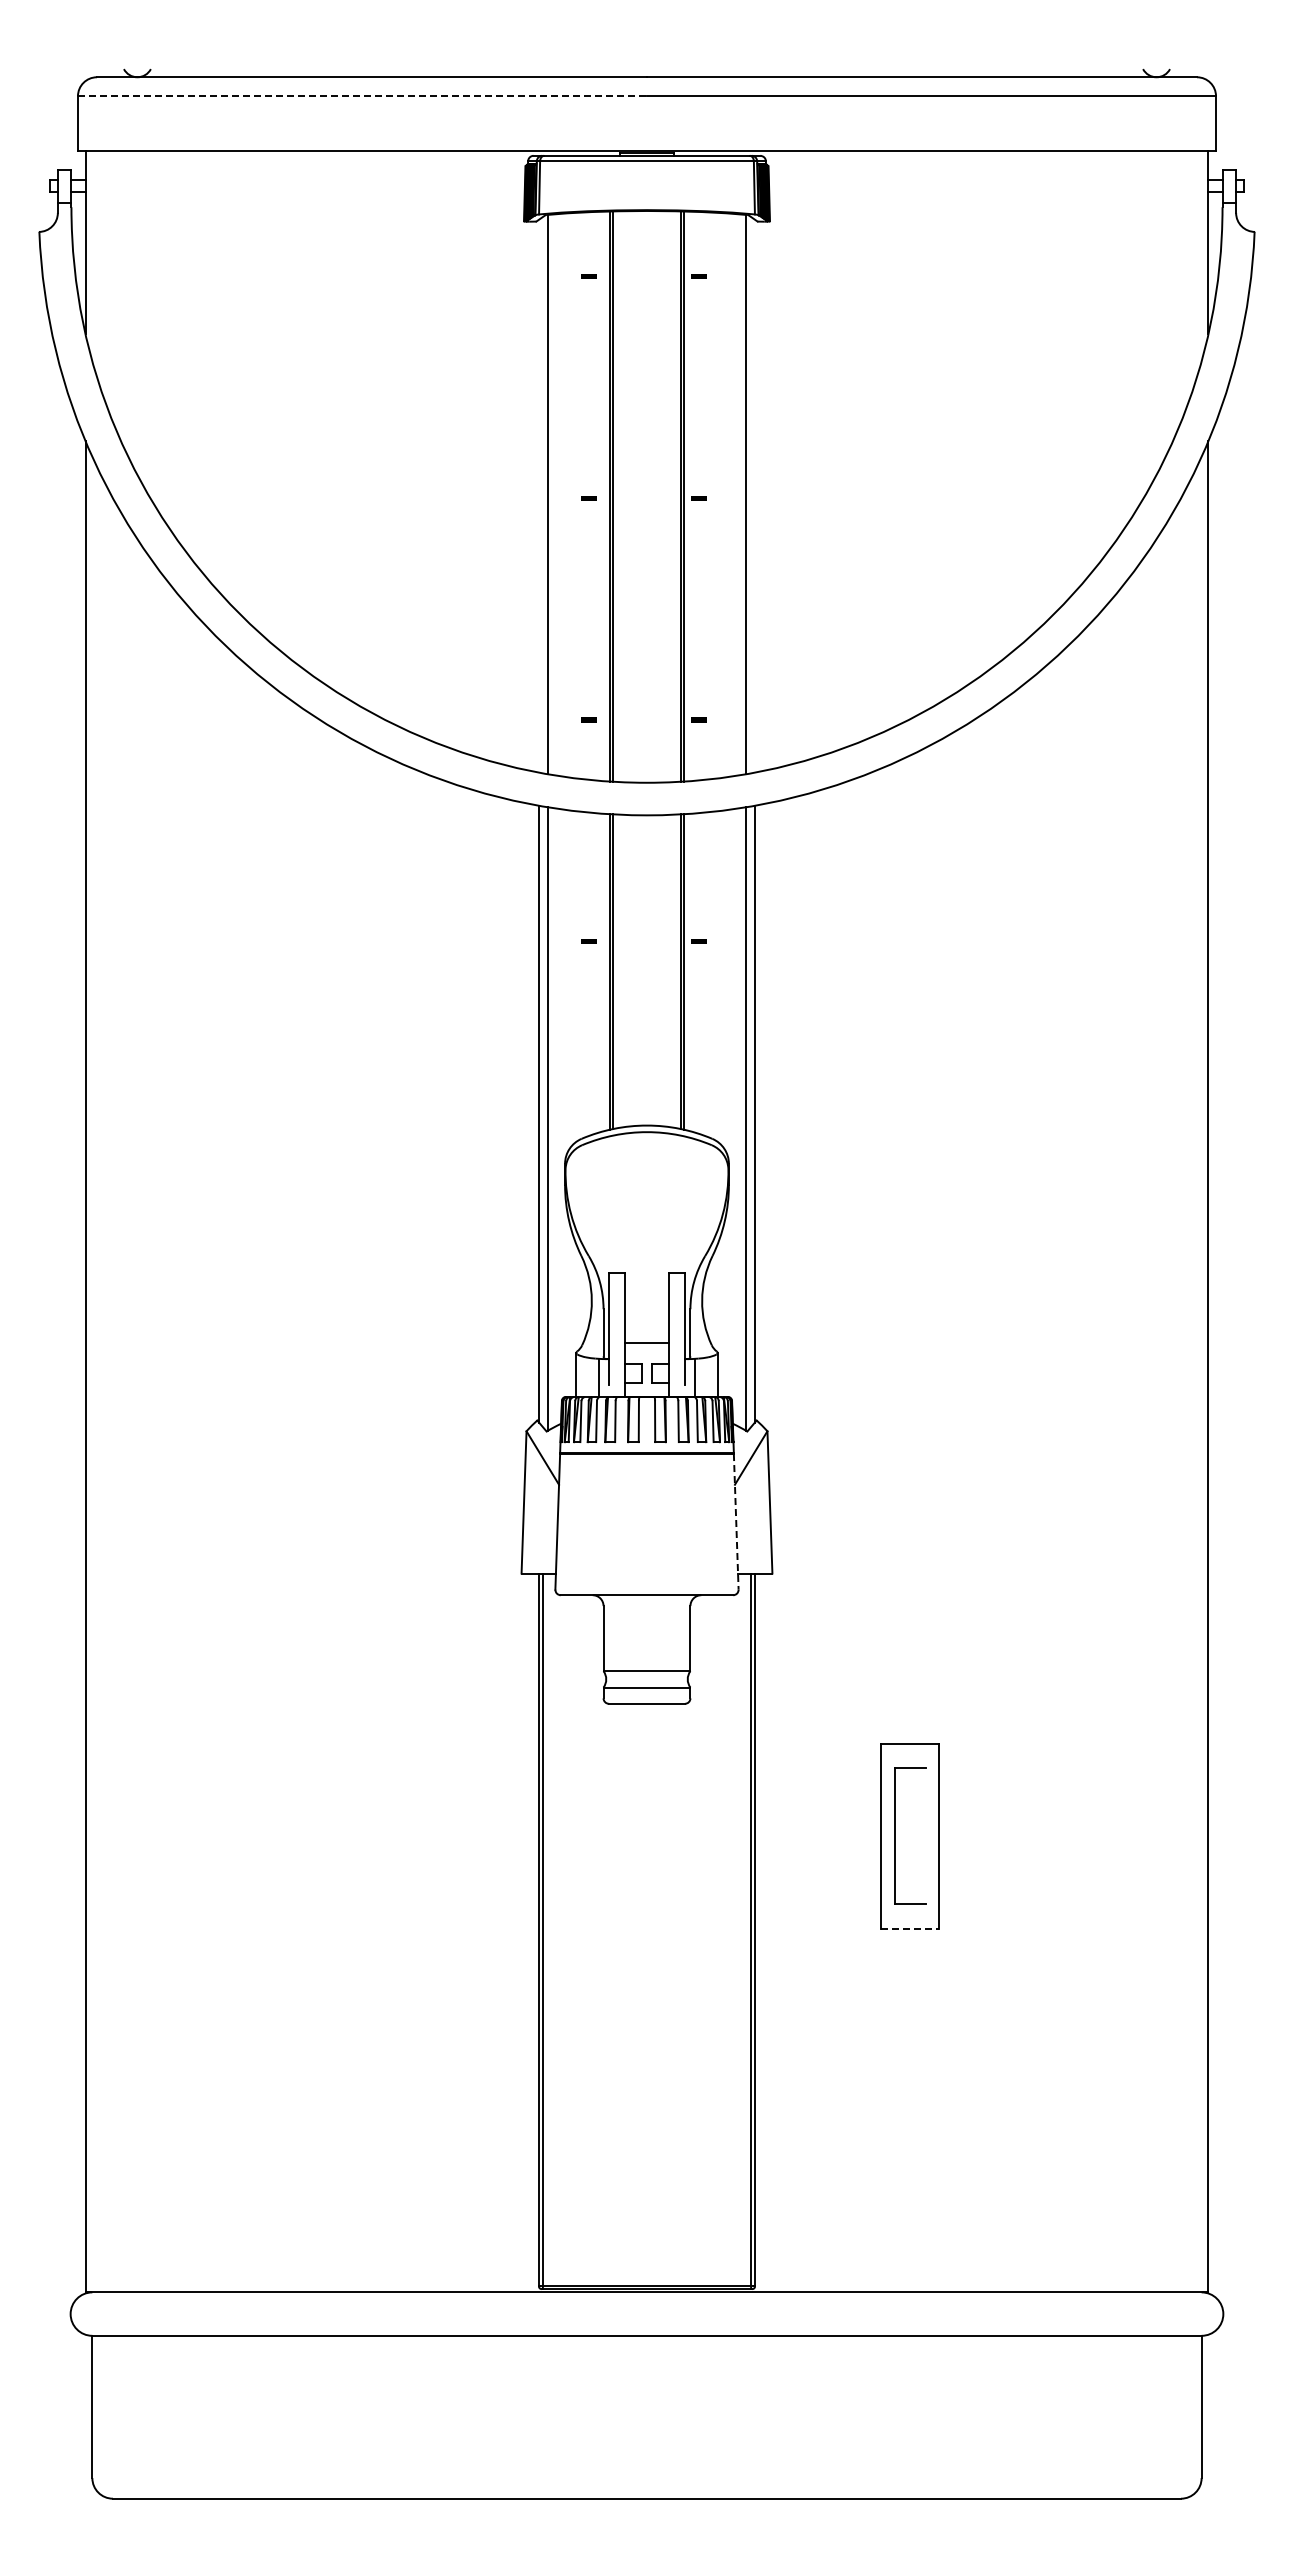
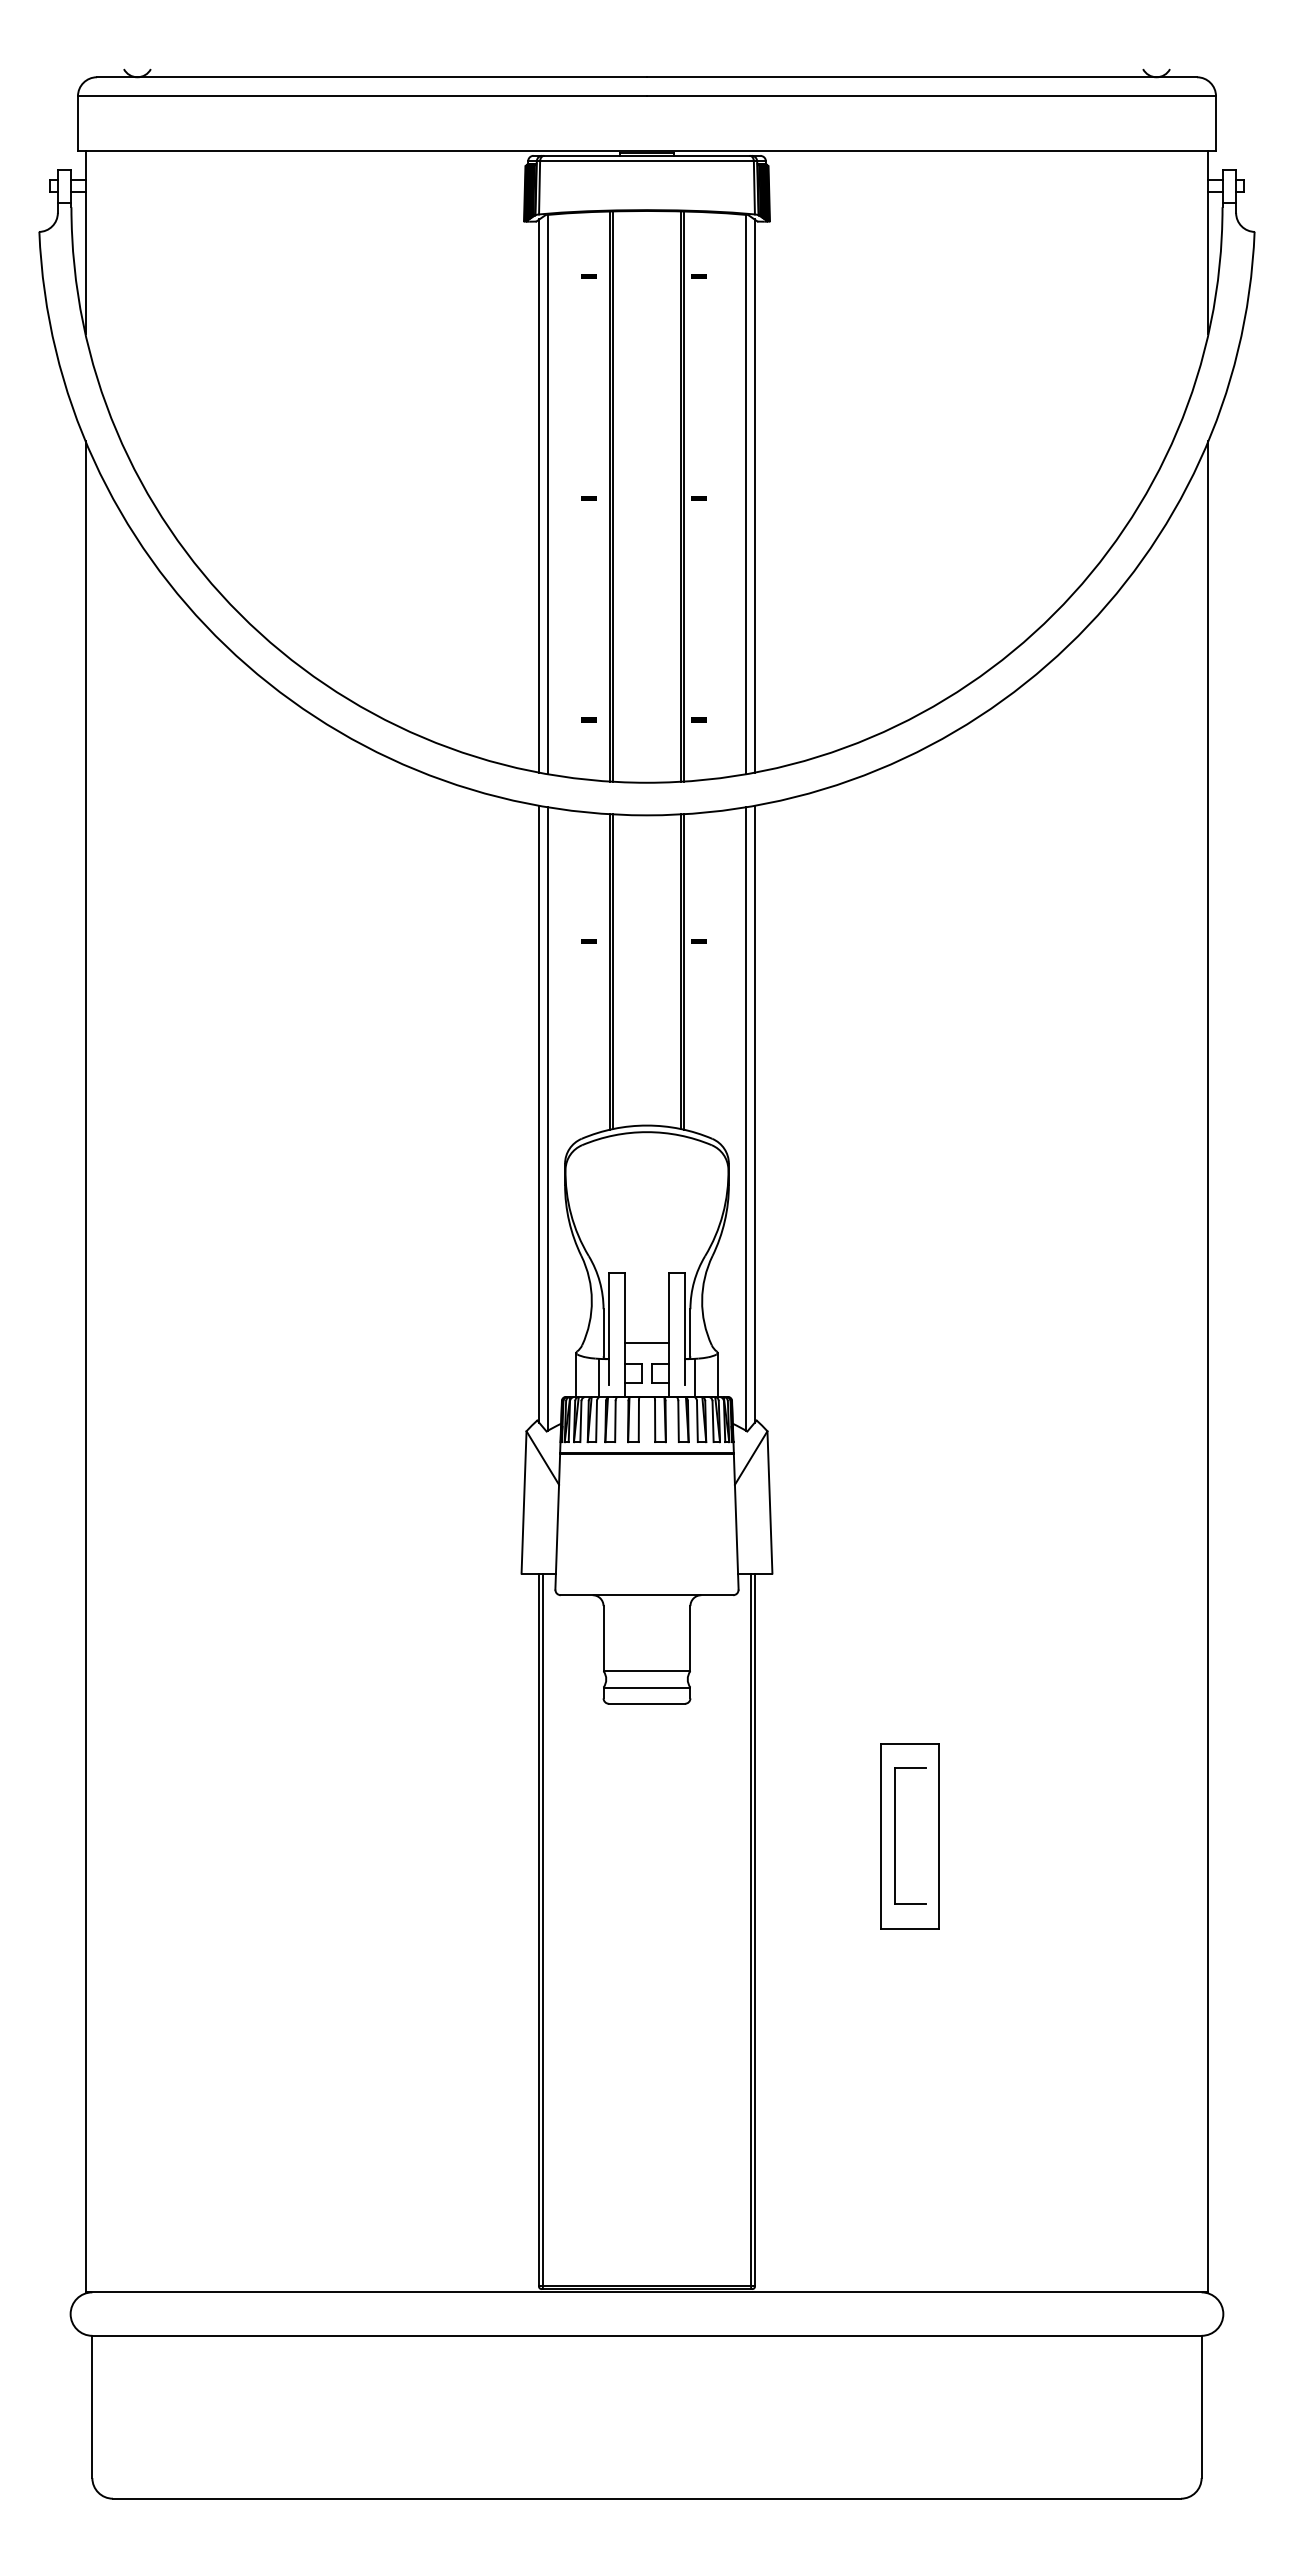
line: dashed -> solid (362, 96)
line: none -> present (539, 495)
line: none -> present (754, 495)
line: dashed -> solid (736, 1521)
line: dashed -> solid (909, 1928)
